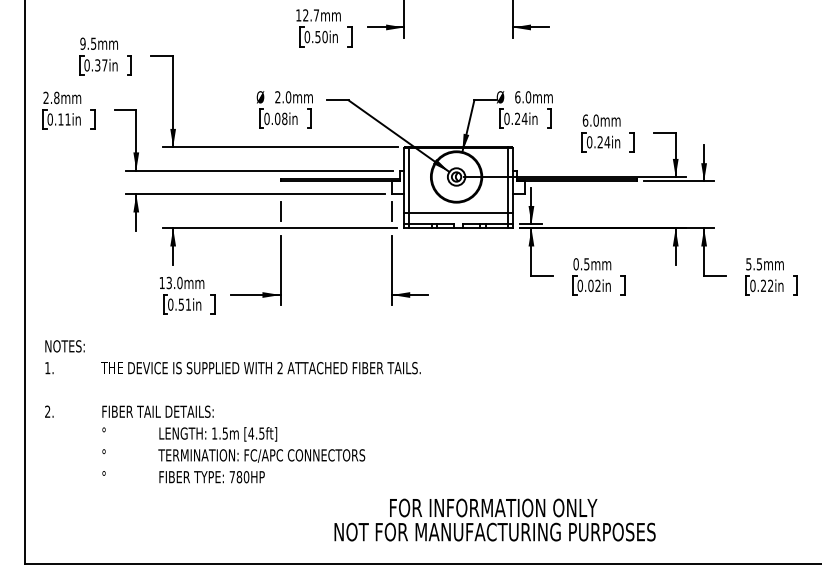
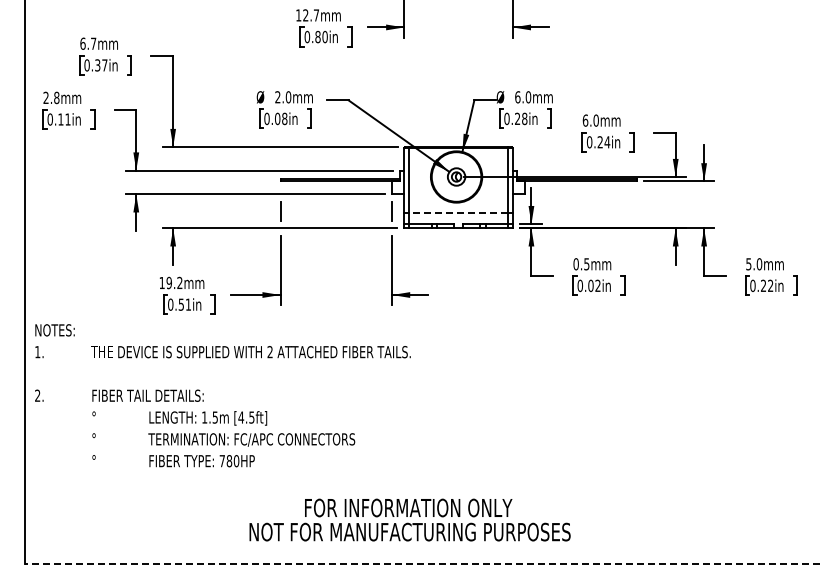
text: 0.50in -> 0.80in (317, 37)
text: 9.5mm -> 6.7mm (88, 43)
text: 0.24in -> 0.28in (524, 118)
line: solid -> dashed (458, 212)
text: 5.5mm -> 5.0mm (759, 264)
text: 13.0mm -> 19.2mm (174, 283)
text position: (232, 411) -> (222, 395) (222, 395)
text position: (494, 519) -> (409, 519) (409, 519)
line: solid -> dashed (422, 563)
